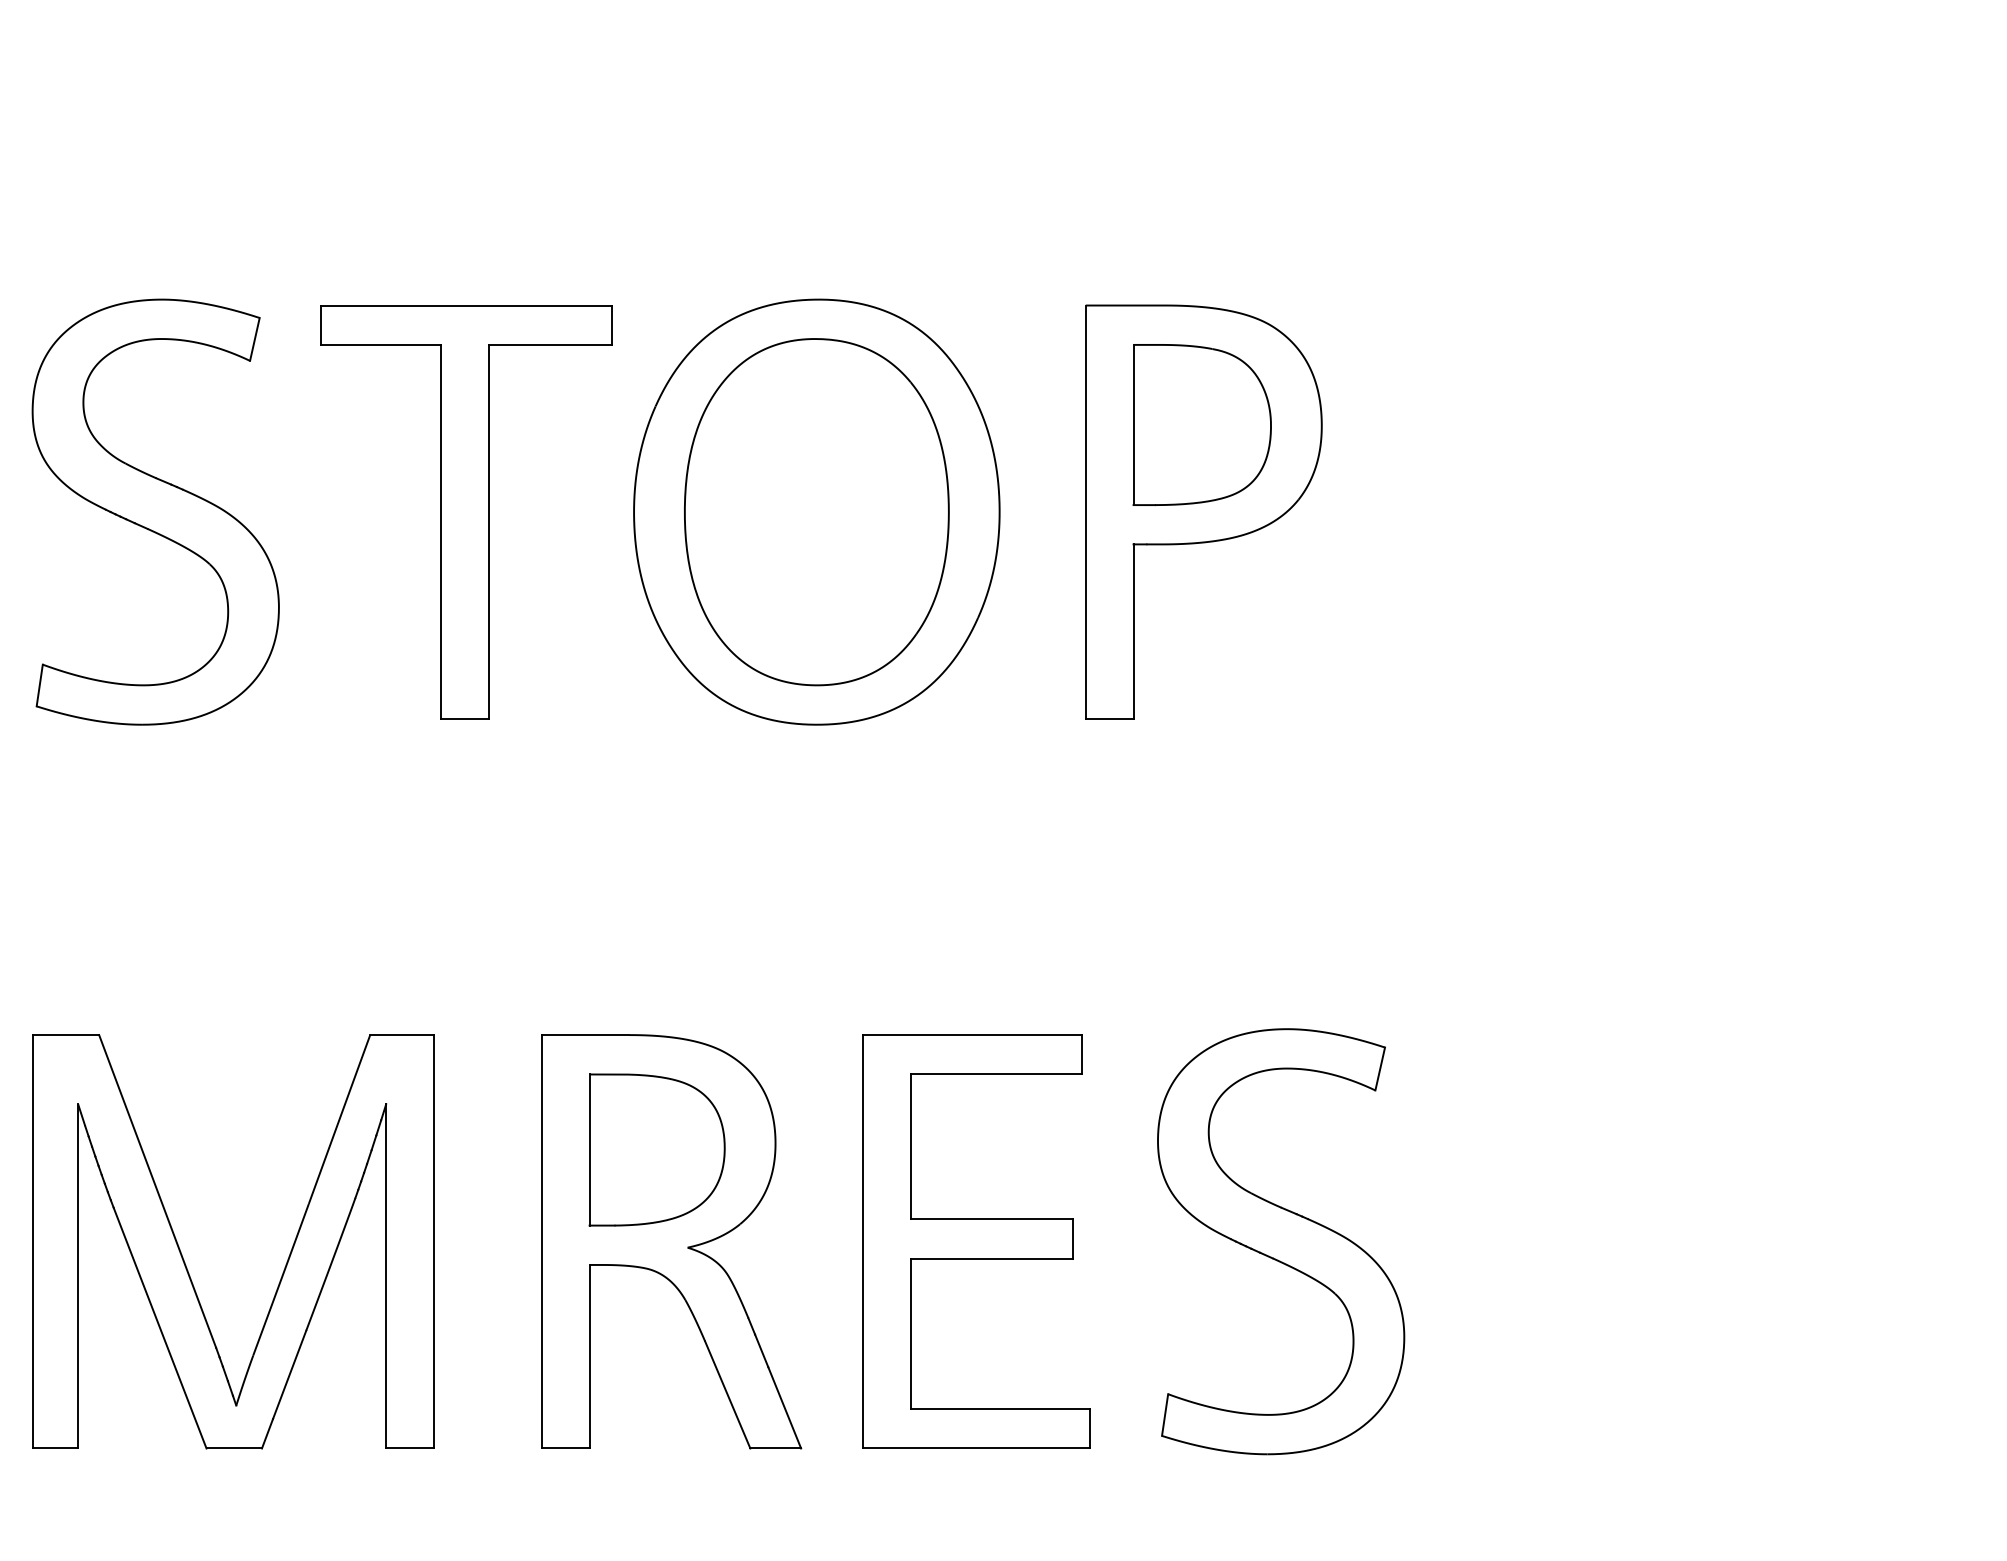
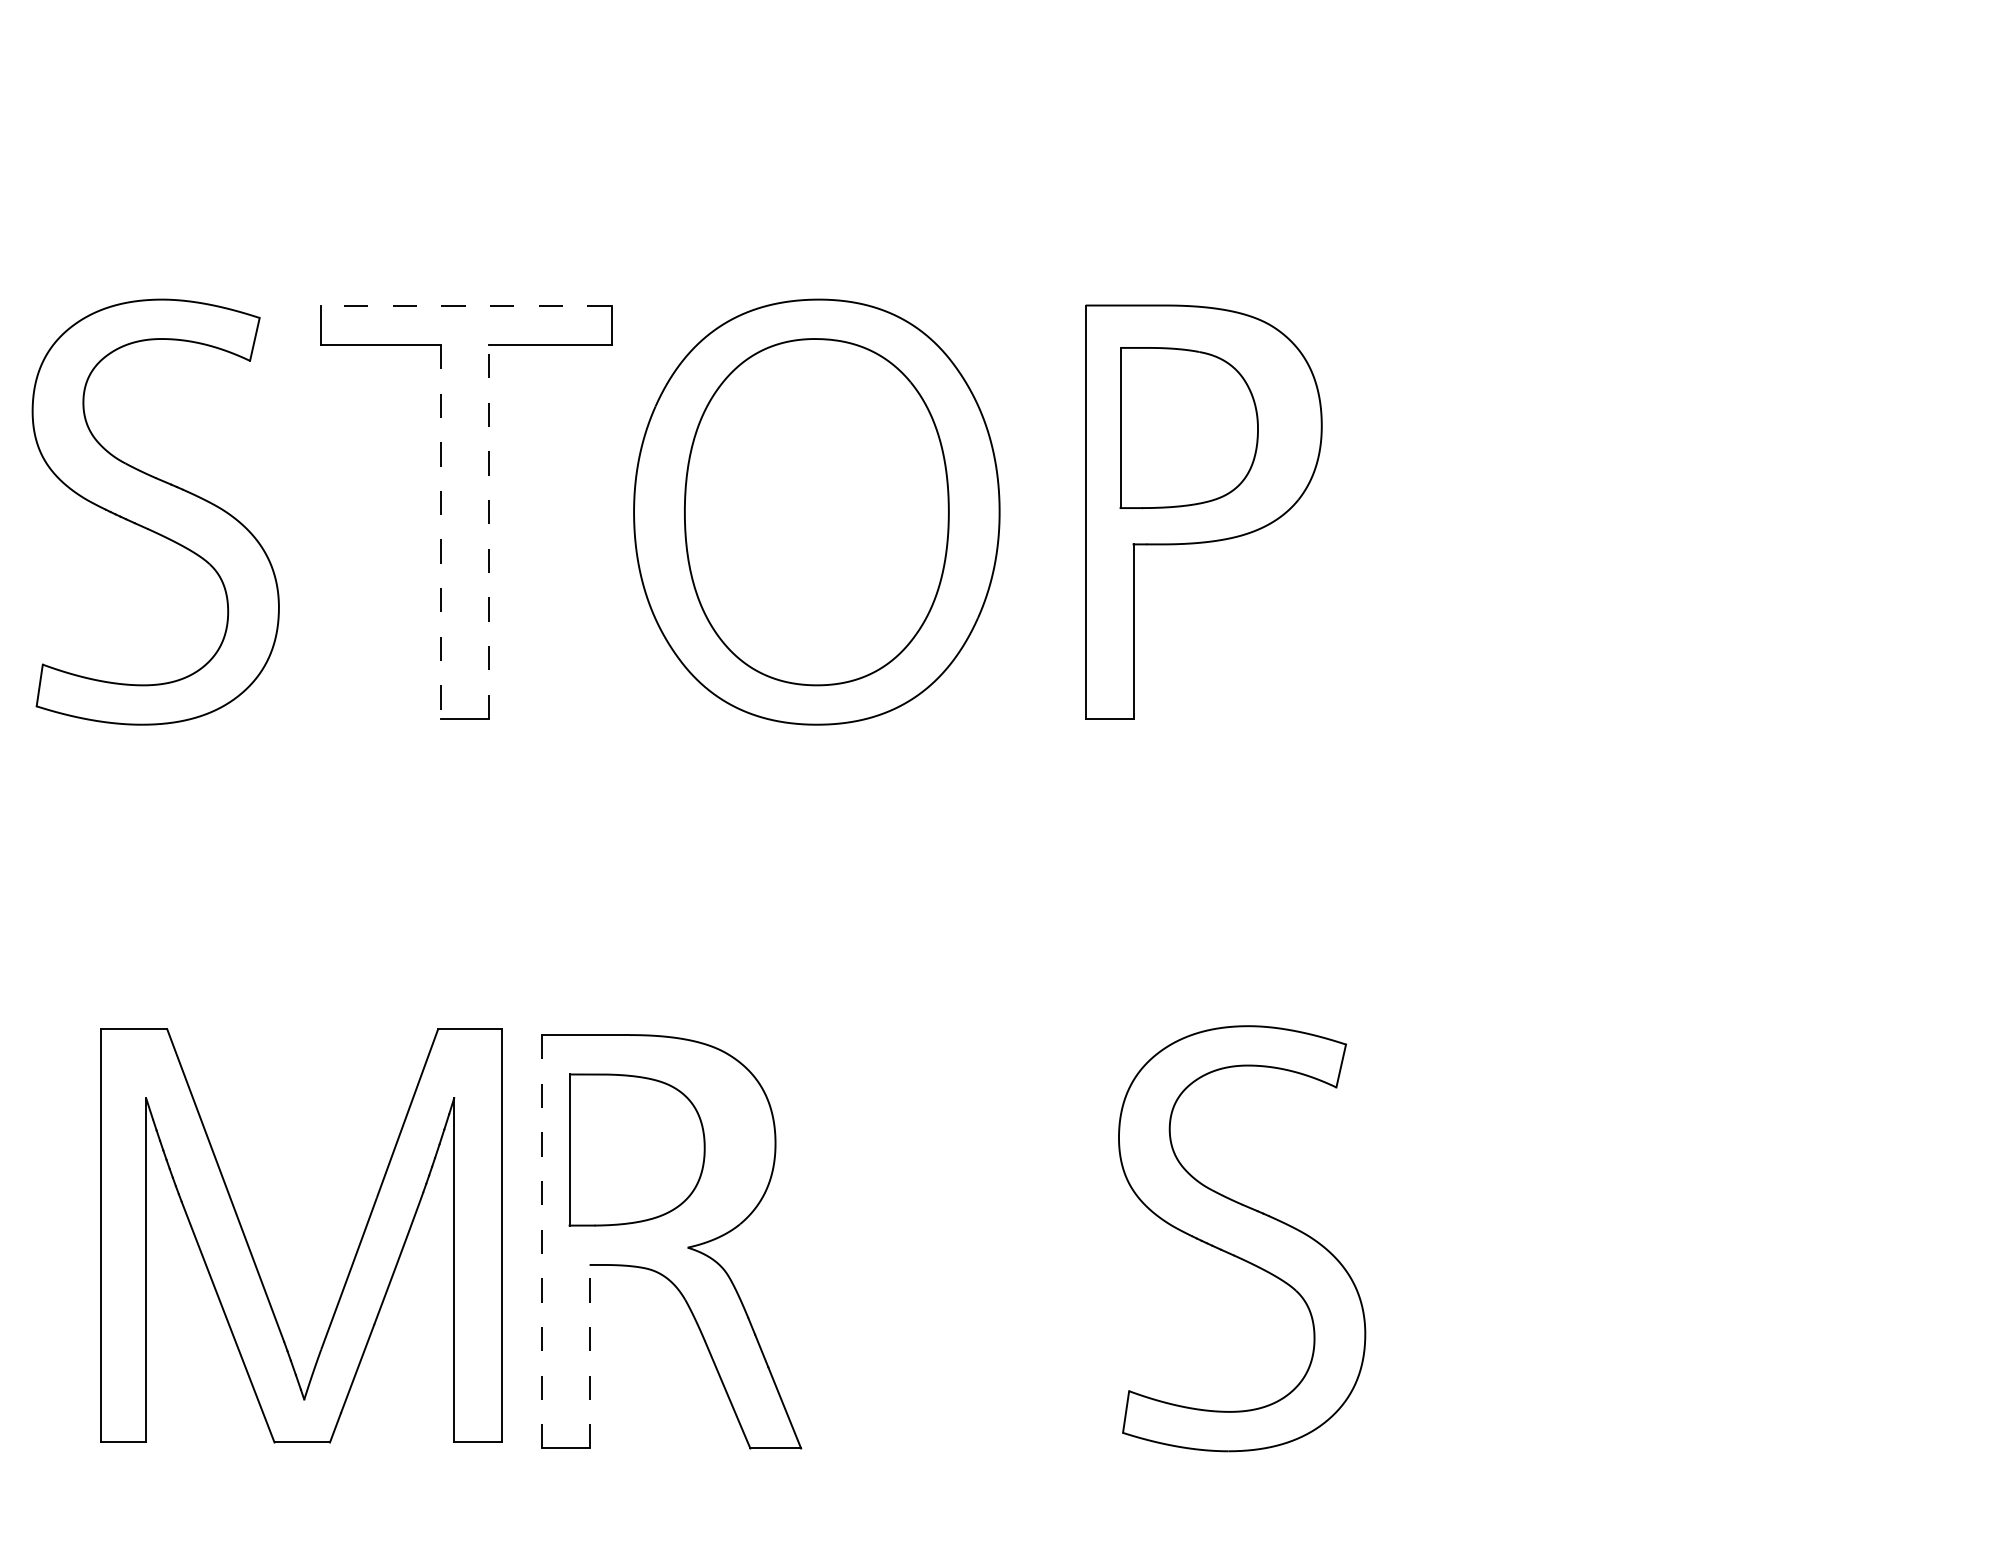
line: solid -> dashed (465, 305)
part position: (1201, 425) -> (1188, 428) (1188, 428)
line: solid -> dashed (489, 531)
line: solid -> dashed (441, 532)
part position: (656, 1149) -> (636, 1149) (636, 1149)
line: solid -> dashed (541, 1241)
part: present -> none (976, 1241)
part position: (1281, 1241) -> (1242, 1238) (1242, 1238)
part position: (184, 1259) -> (252, 1253) (252, 1253)
line: solid -> dashed (589, 1356)
